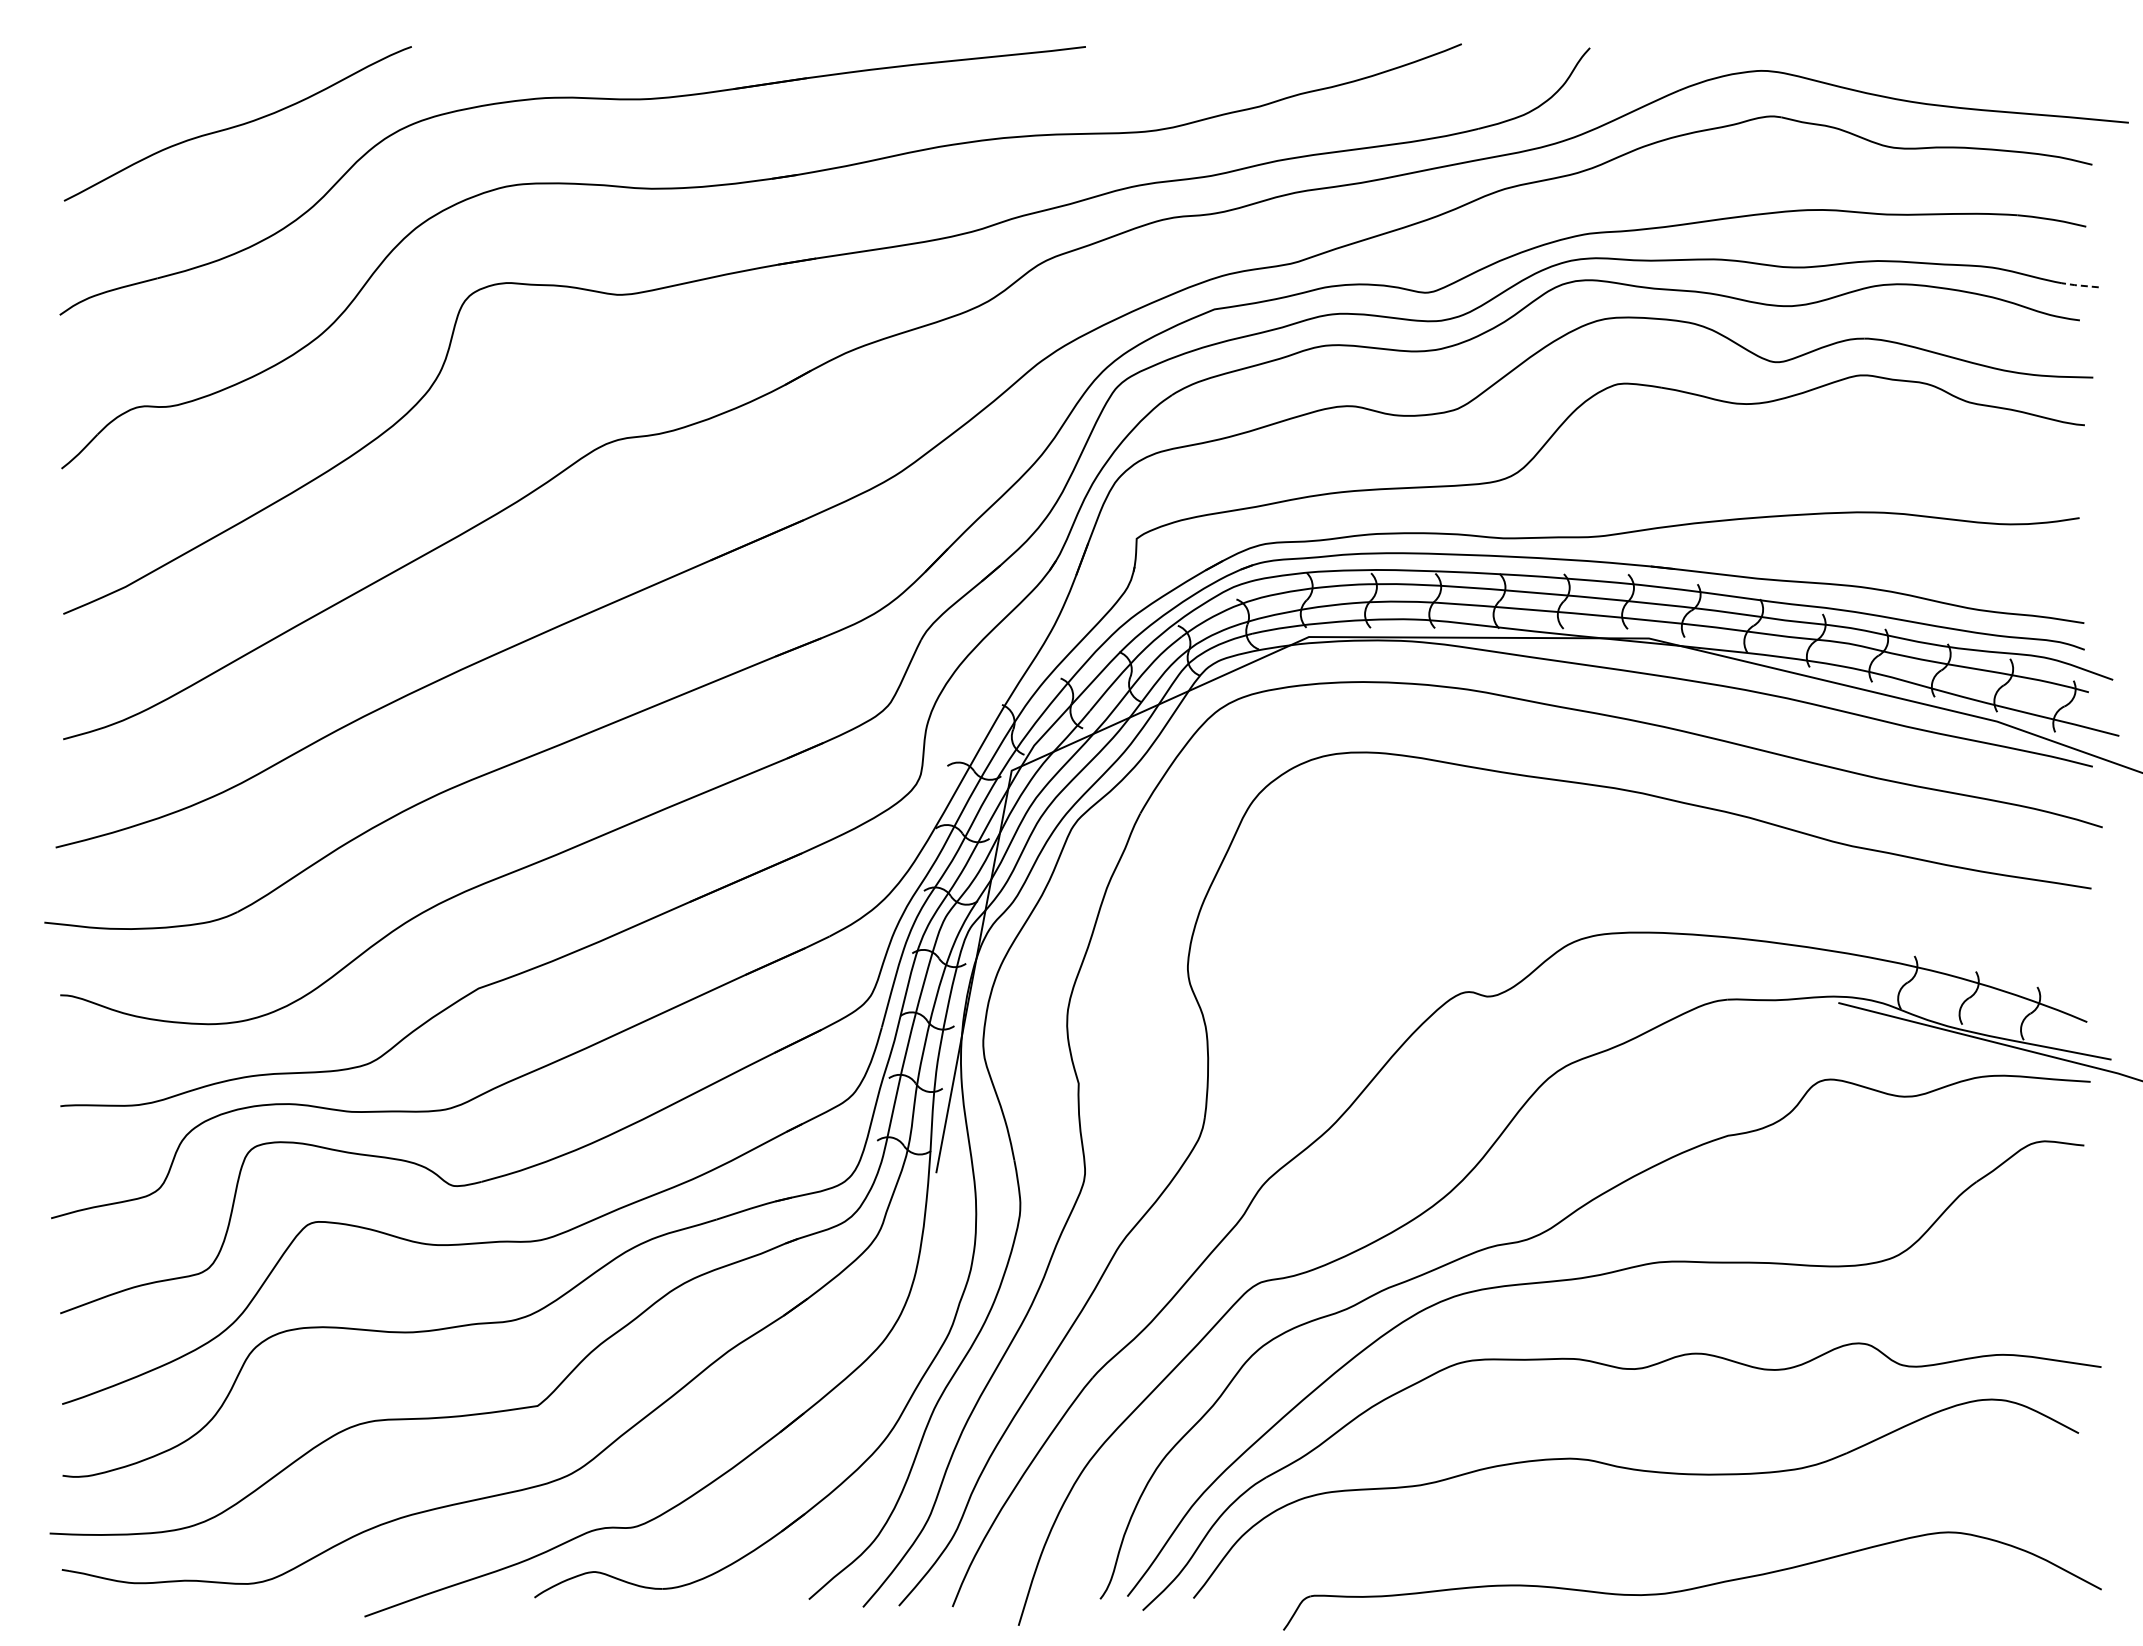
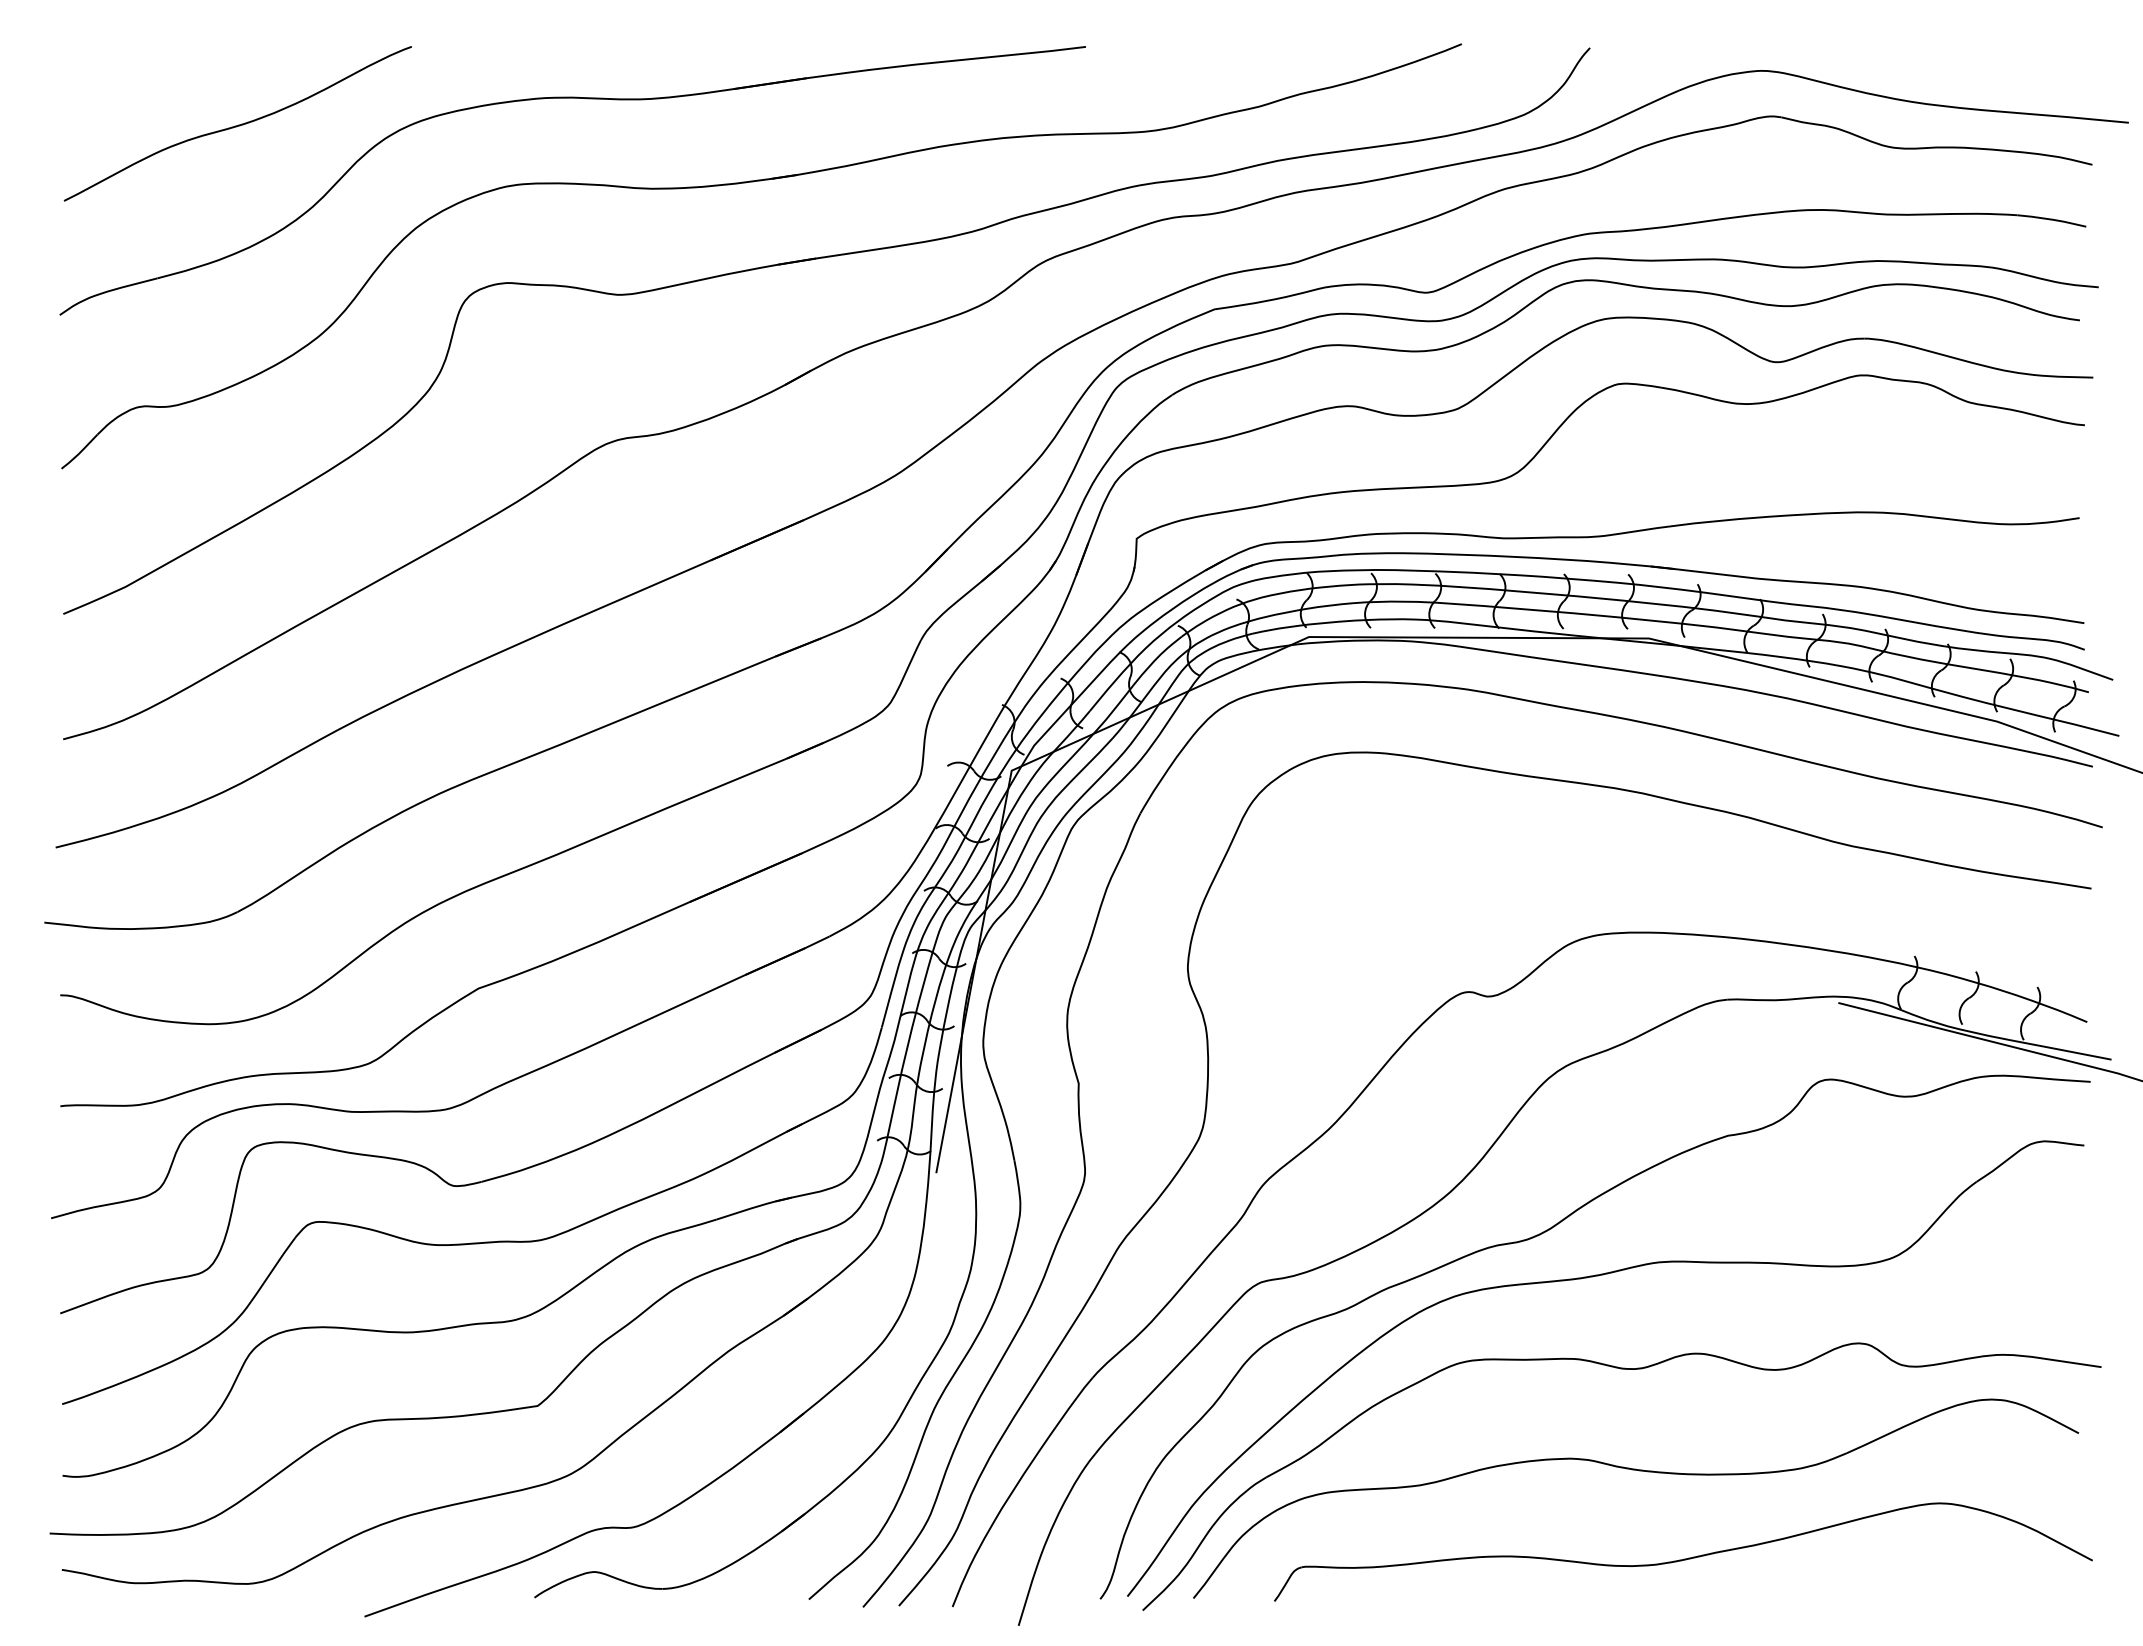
line: dashed -> solid (2079, 285)
part position: (1693, 1587) -> (1684, 1558) (1684, 1558)
